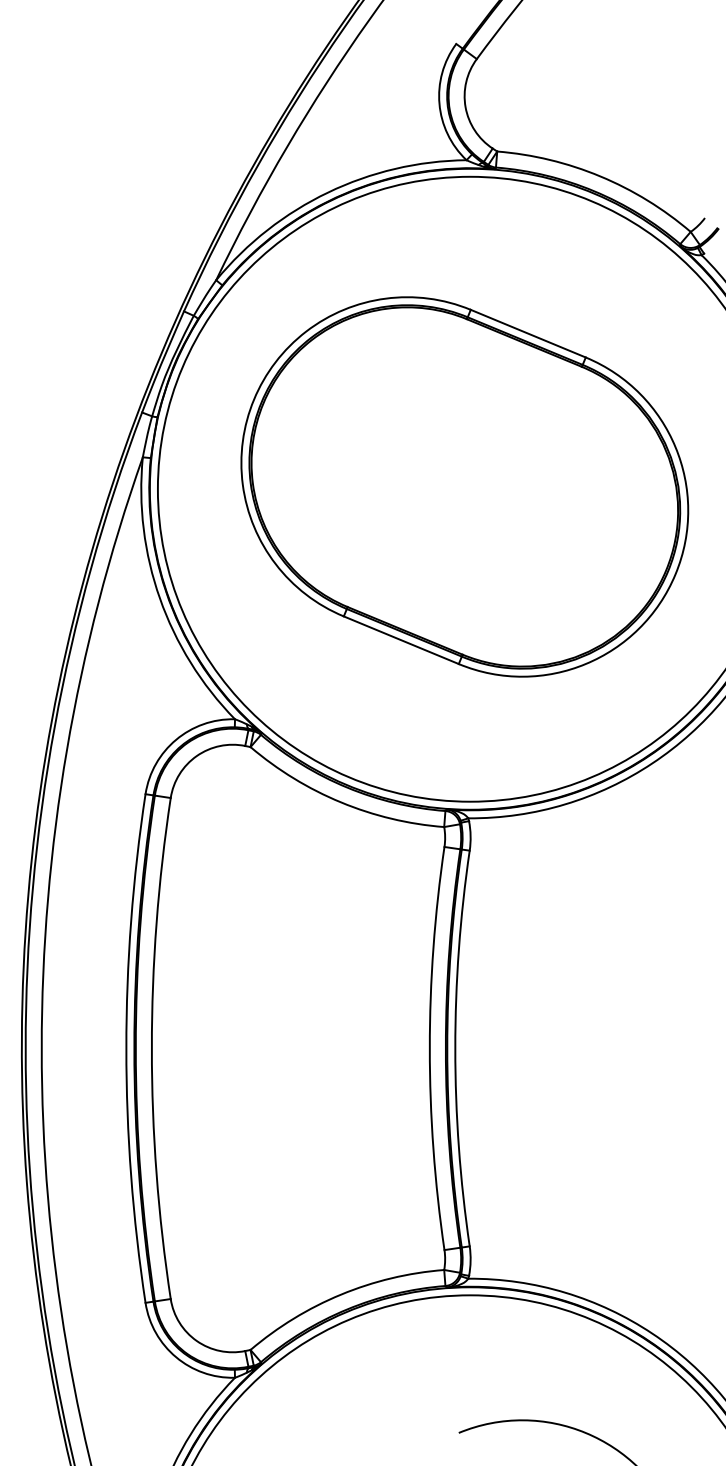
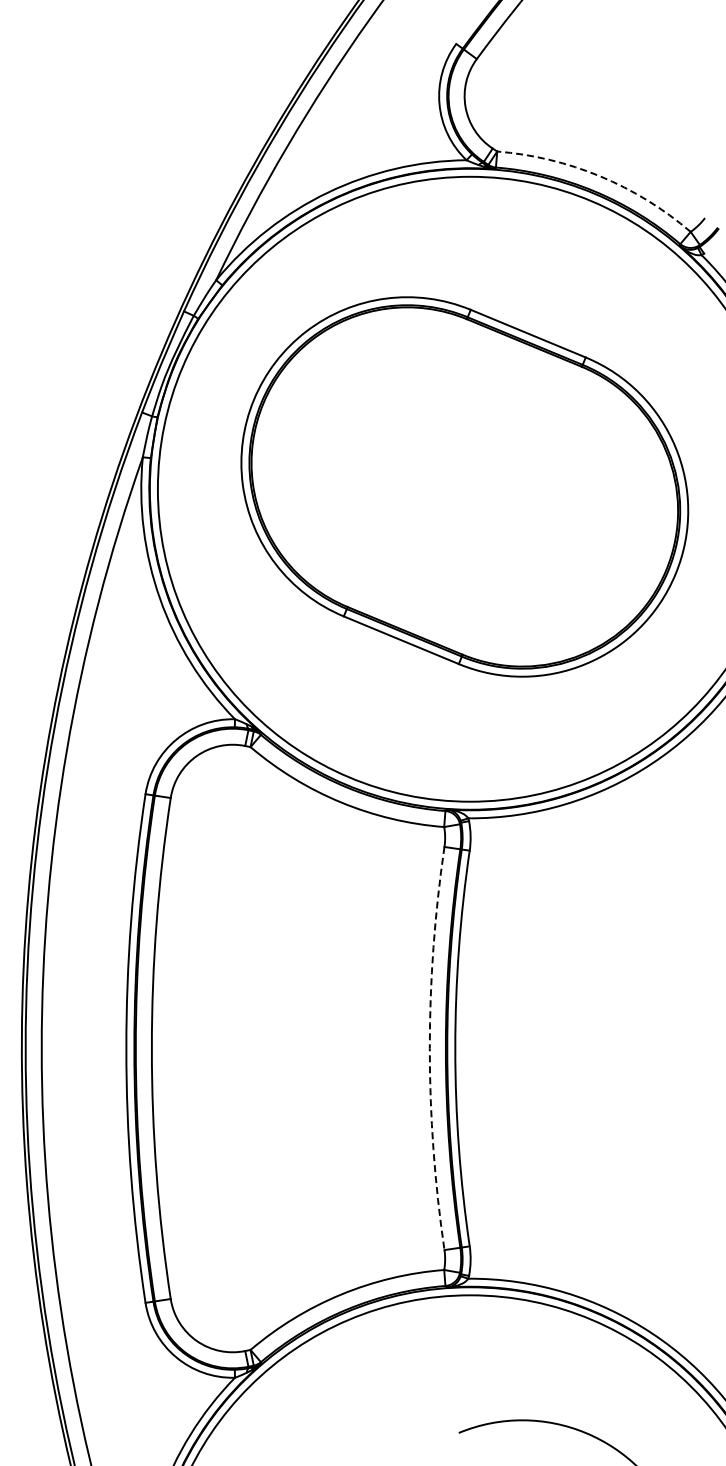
arc: solid -> dashed (600, 176)
arc: solid -> dashed (429, 1048)
